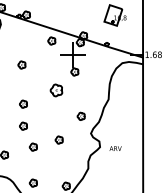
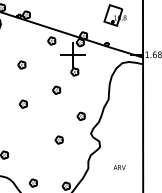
part size: 15x15 px -> 10x10 px (56, 89)
part: present -> none (23, 125)
part: present -> none (32, 146)
text position: (115, 148) -> (119, 167) (119, 167)
